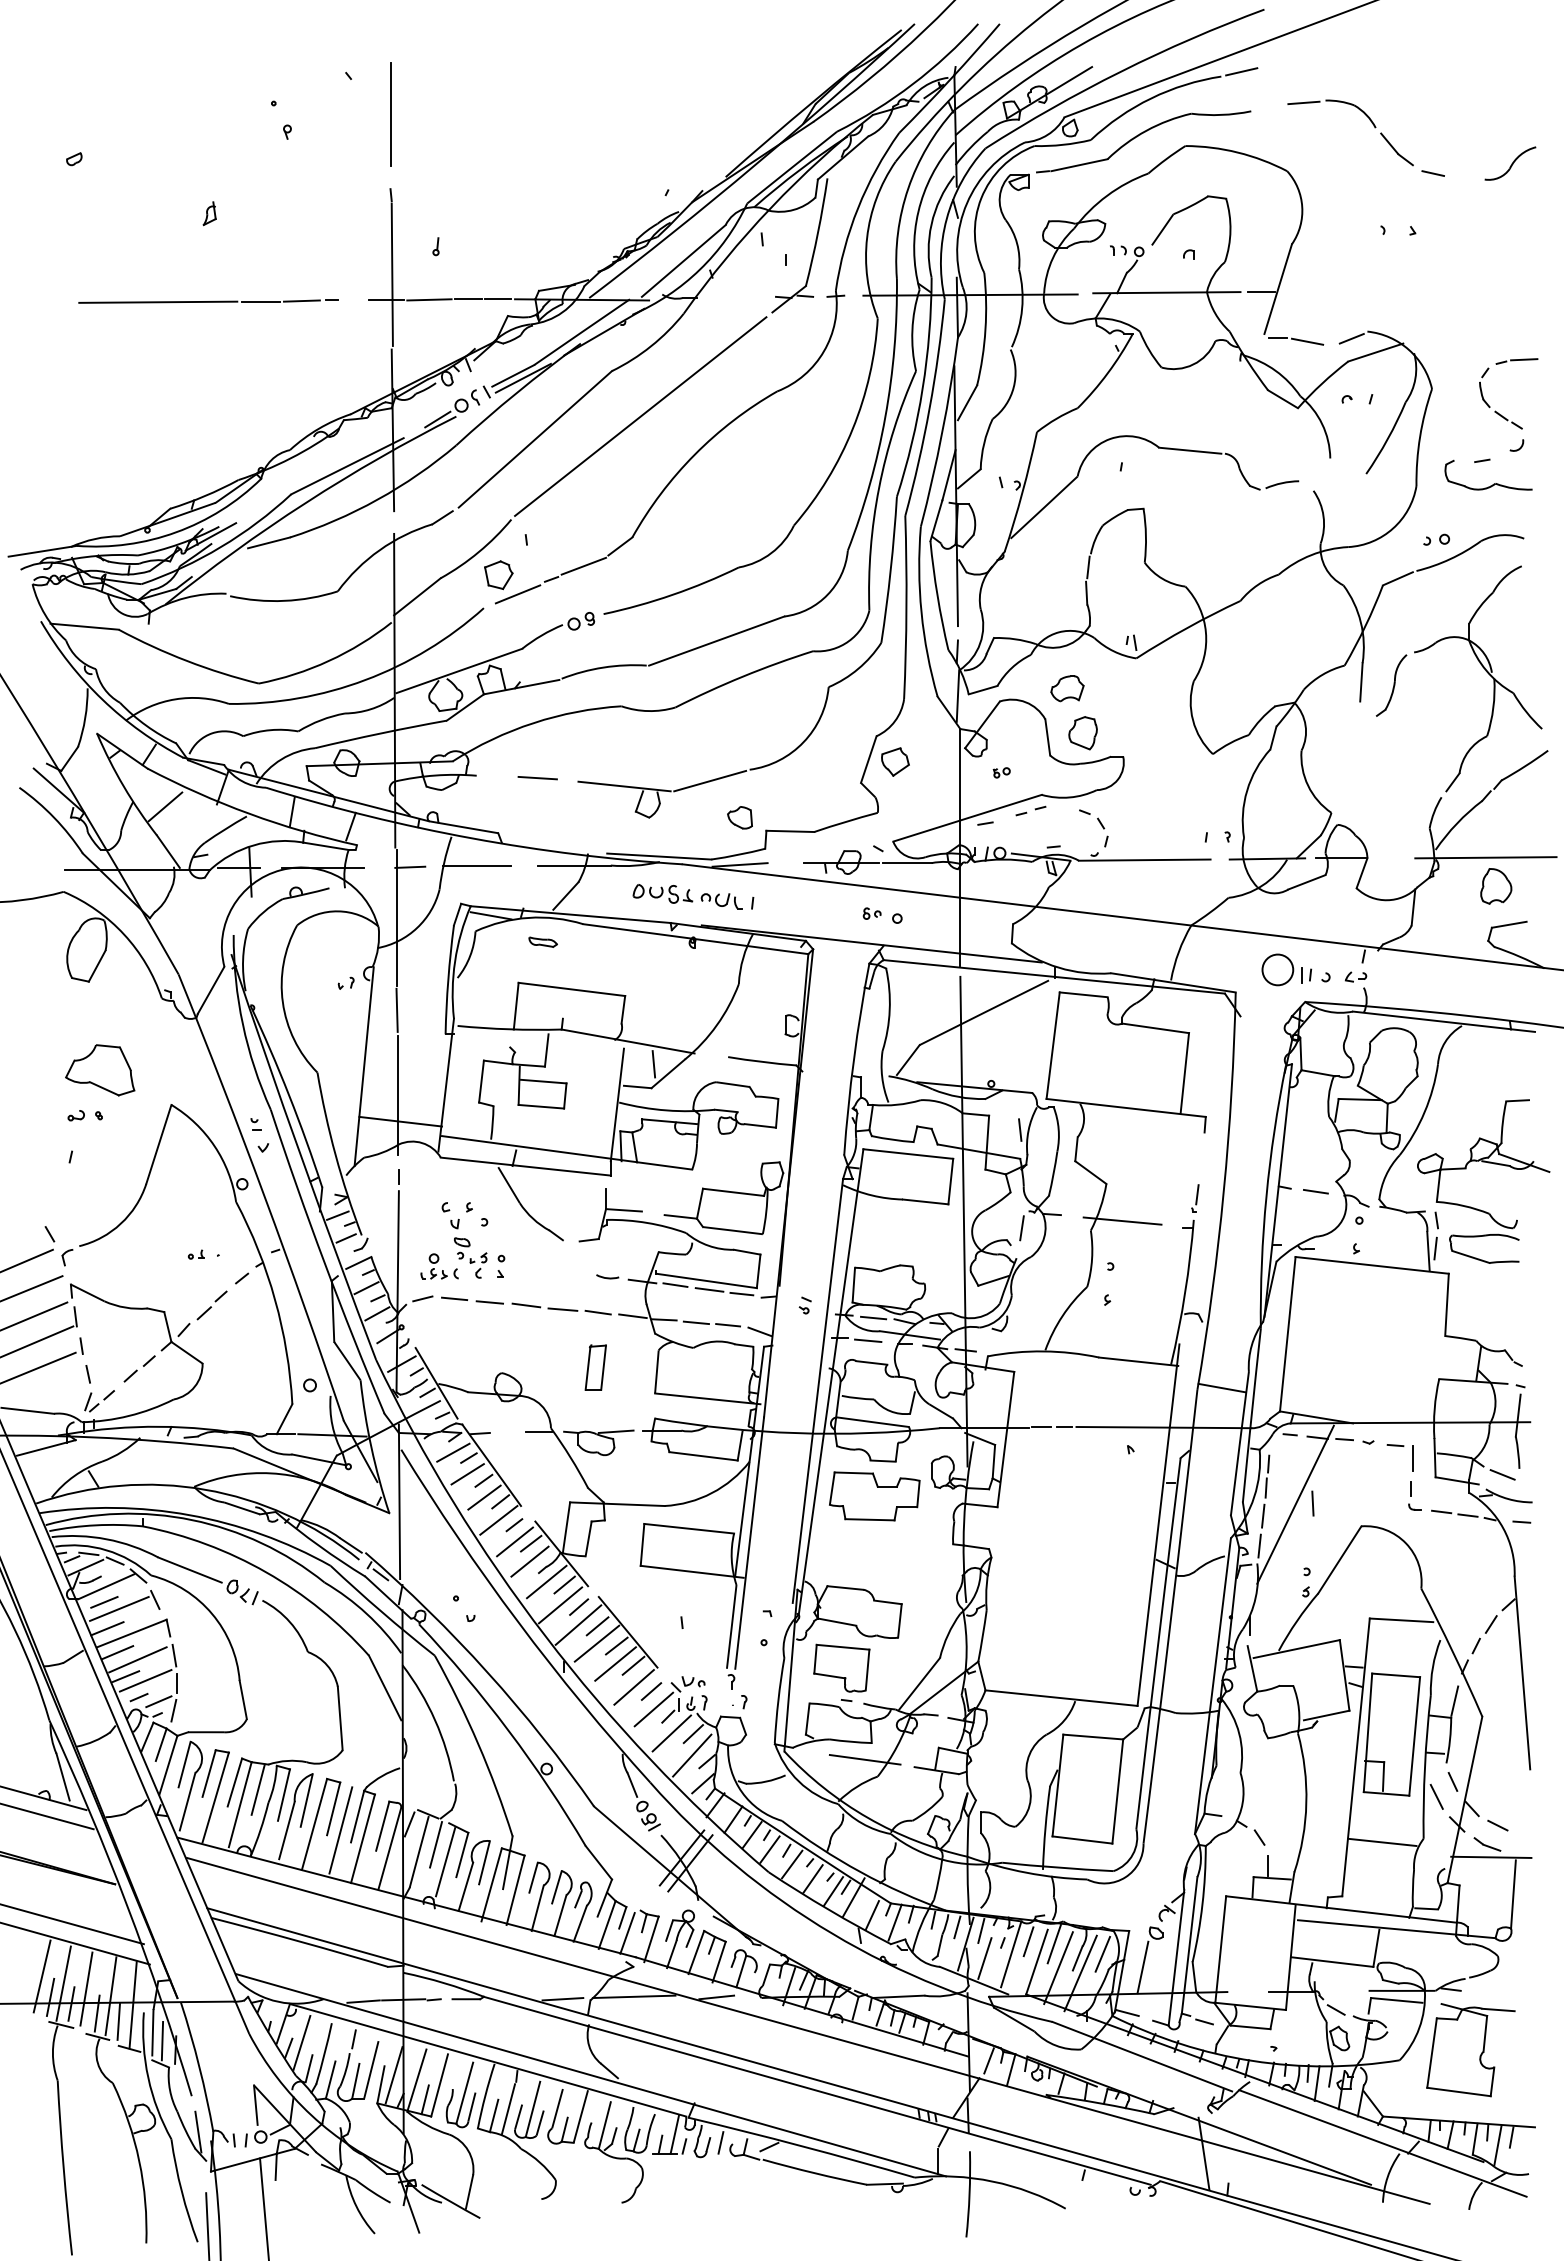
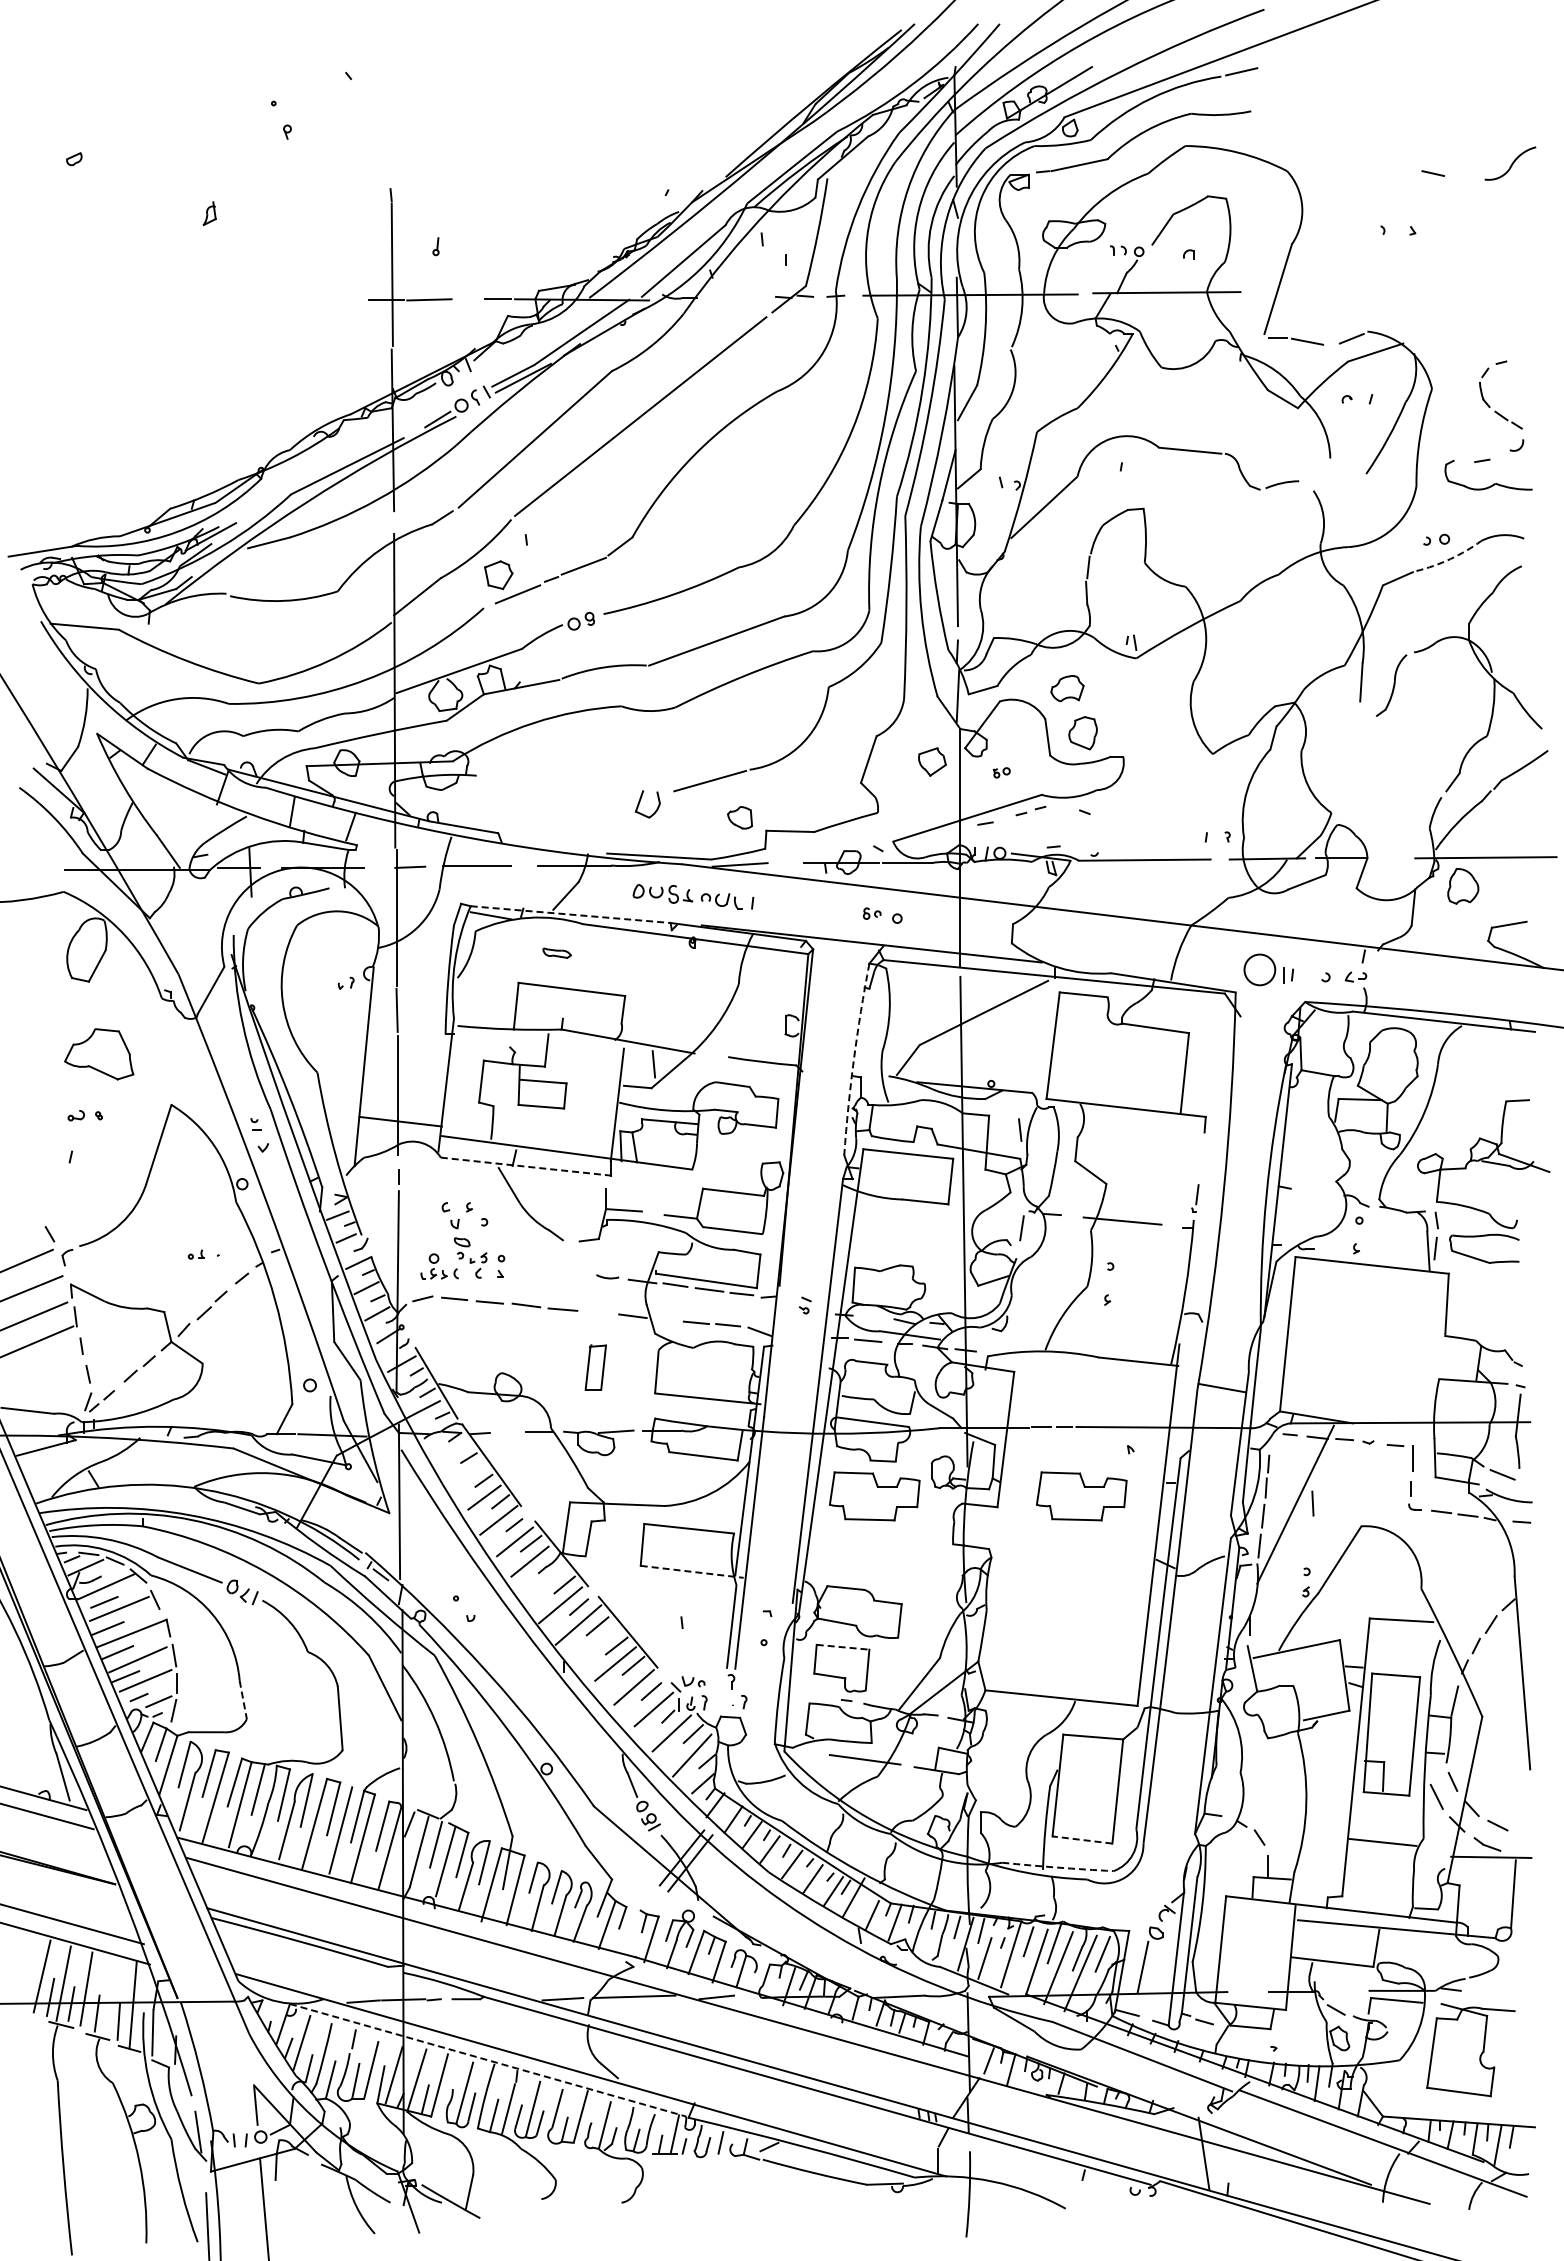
line: present -> none (390, 114)
part: present -> none (1369, 120)
line: present -> none (1261, 292)
line: present -> none (468, 299)
line: present -> none (208, 301)
line: present -> none (1524, 359)
arc: solid -> dashed (1450, 559)
part position: (895, 761) -> (932, 761) (932, 761)
line: present -> none (537, 778)
line: present -> none (624, 786)
line: present -> none (165, 806)
part: present -> none (1102, 832)
part position: (1496, 886) -> (1463, 886) (1463, 886)
line: solid -> dashed (571, 914)
part position: (542, 941) -> (556, 952) (556, 952)
part position: (1286, 969) -> (1268, 969) (1268, 969)
arc: solid -> dashed (853, 1059)
part position: (100, 1070) -> (99, 1054) (99, 1054)
line: solid -> dashed (526, 1166)
line: present -> none (1315, 1191)
line: present -> none (597, 1312)
line: present -> none (873, 1317)
line: present -> none (663, 1319)
line: present -> none (38, 1367)
line: present -> none (453, 1452)
line: present -> none (467, 1474)
part: none -> present (1081, 1496)
line: solid -> dashed (692, 1571)
line: present -> none (546, 1581)
line: present -> none (596, 1643)
line: solid -> dashed (843, 1647)
line: solid -> dashed (243, 1700)
line: solid -> dashed (1081, 1839)
arc: solid -> dashed (1057, 1867)
line: present -> none (627, 1933)
line: present -> none (110, 1996)
line: present -> none (162, 2040)
line: solid -> dashed (488, 2060)
